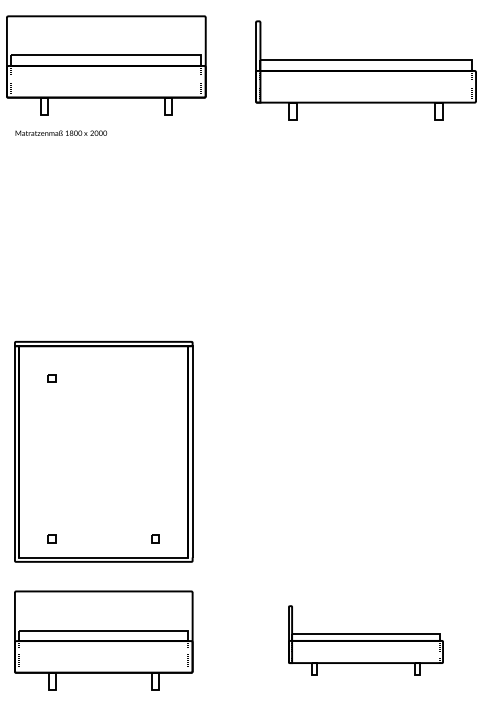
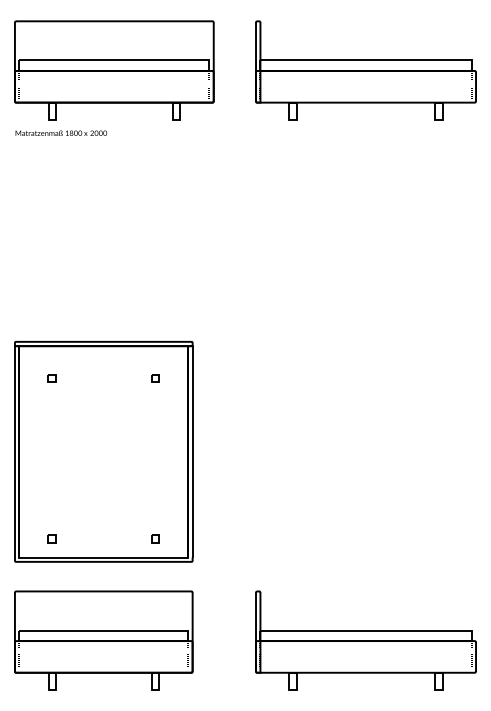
part position: (106, 65) -> (114, 70) (114, 70)
part: none -> present (155, 378)
part size: 156x71 px -> 222x101 px (365, 640)
